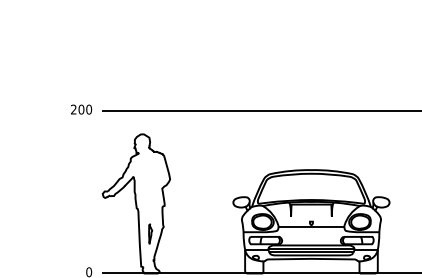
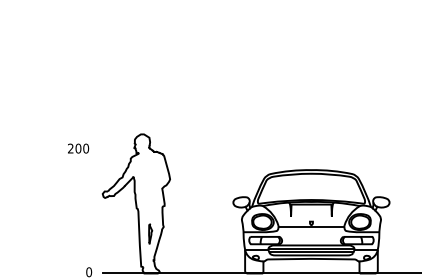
text position: (81, 109) -> (78, 148) (78, 148)
line: present -> none (260, 110)
